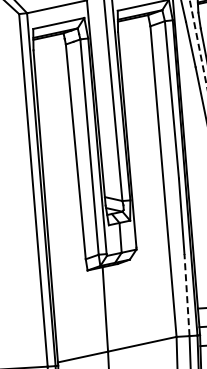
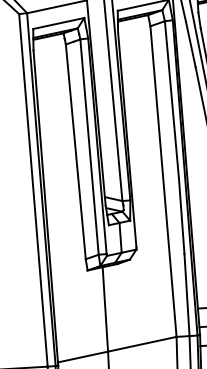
line: dashed -> solid (198, 43)
line: dashed -> solid (186, 294)
